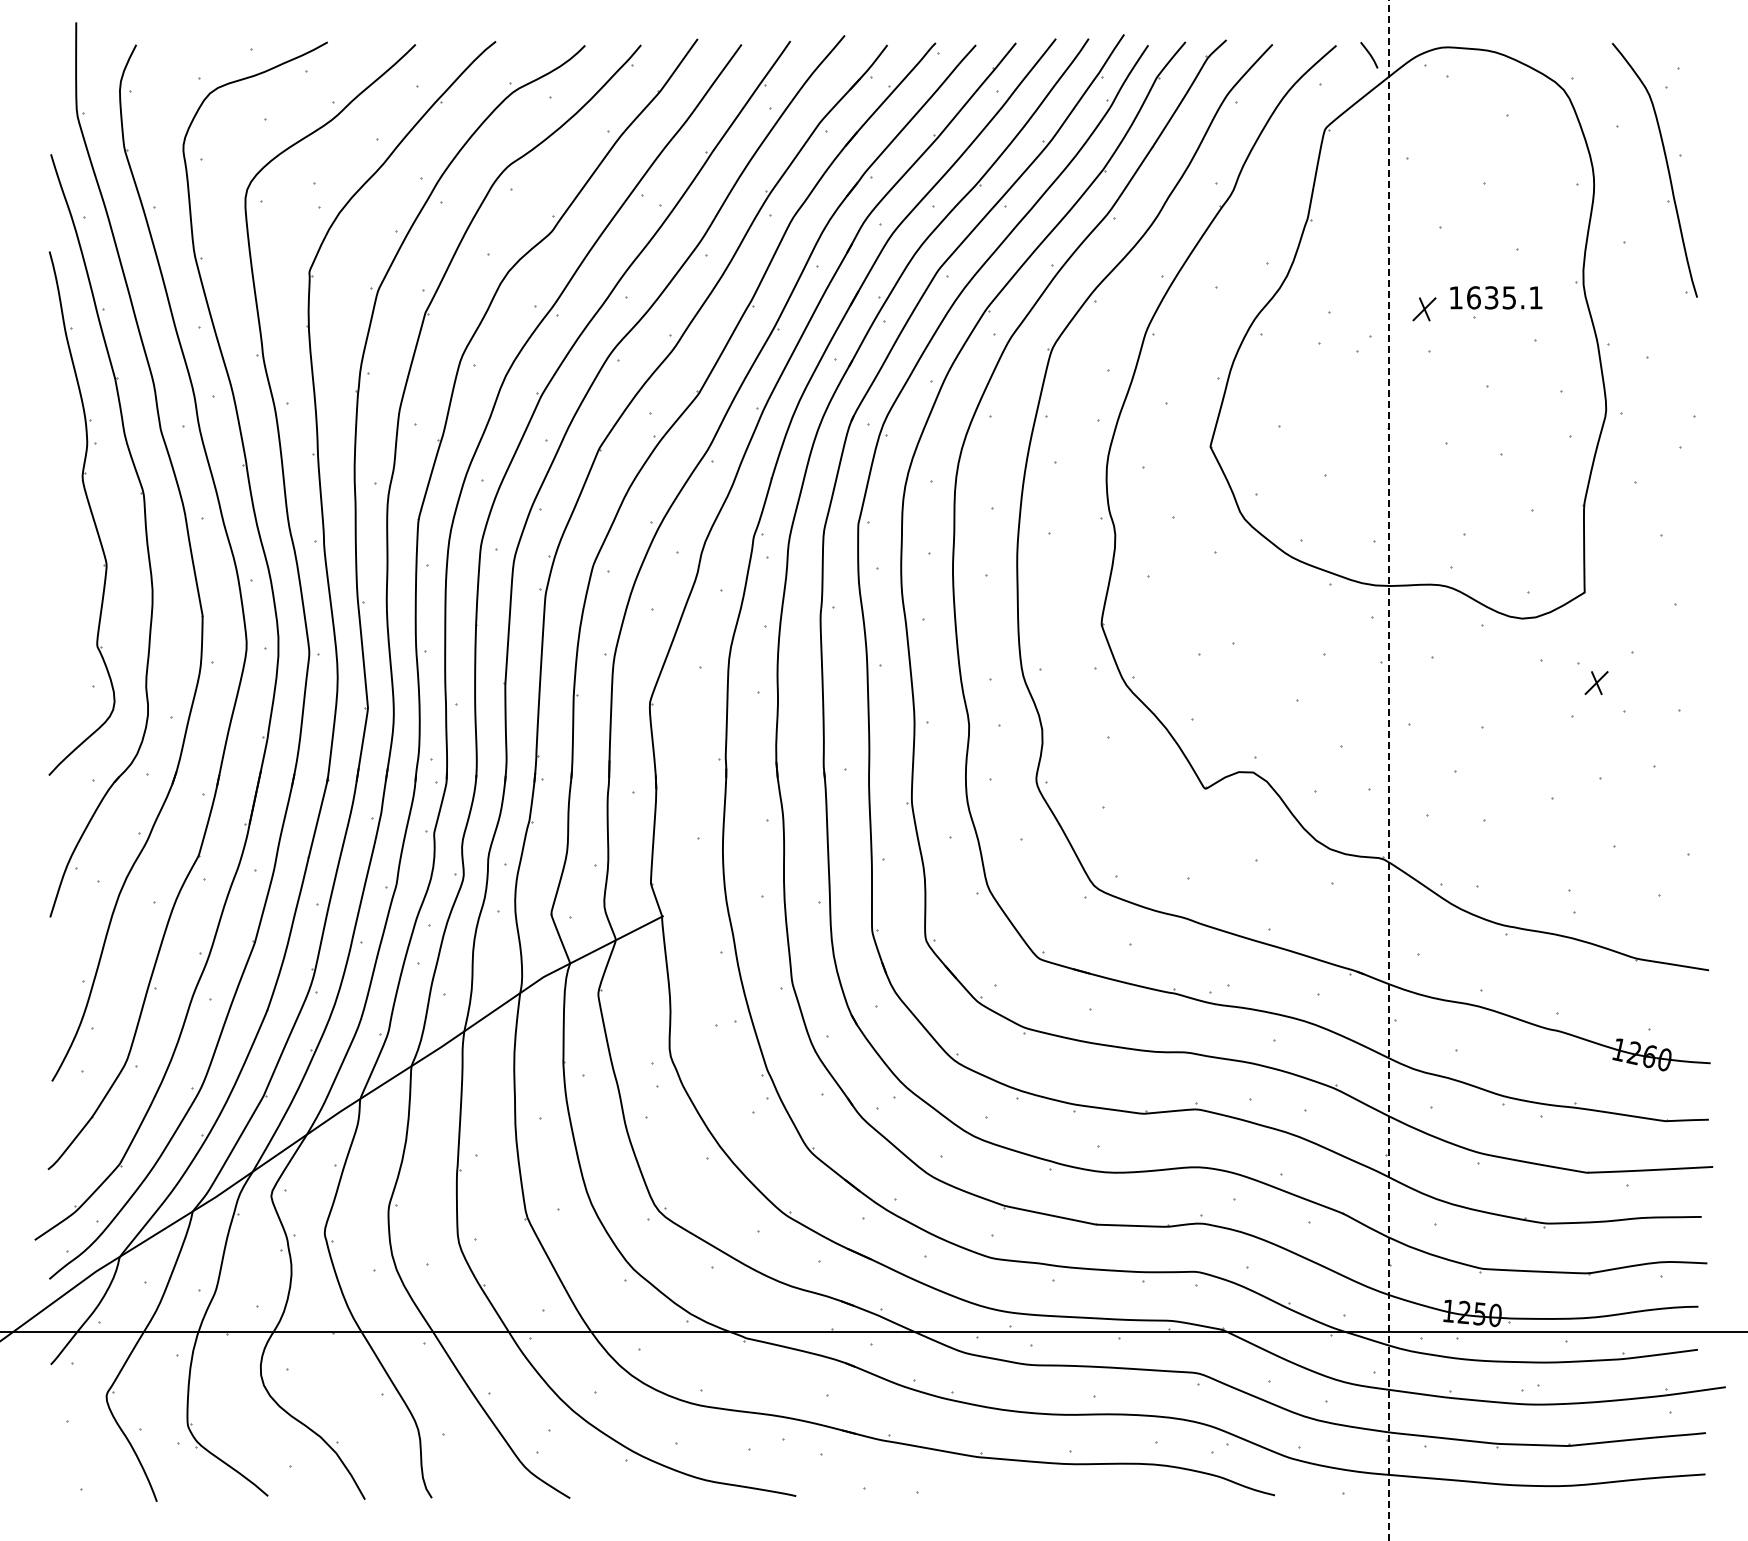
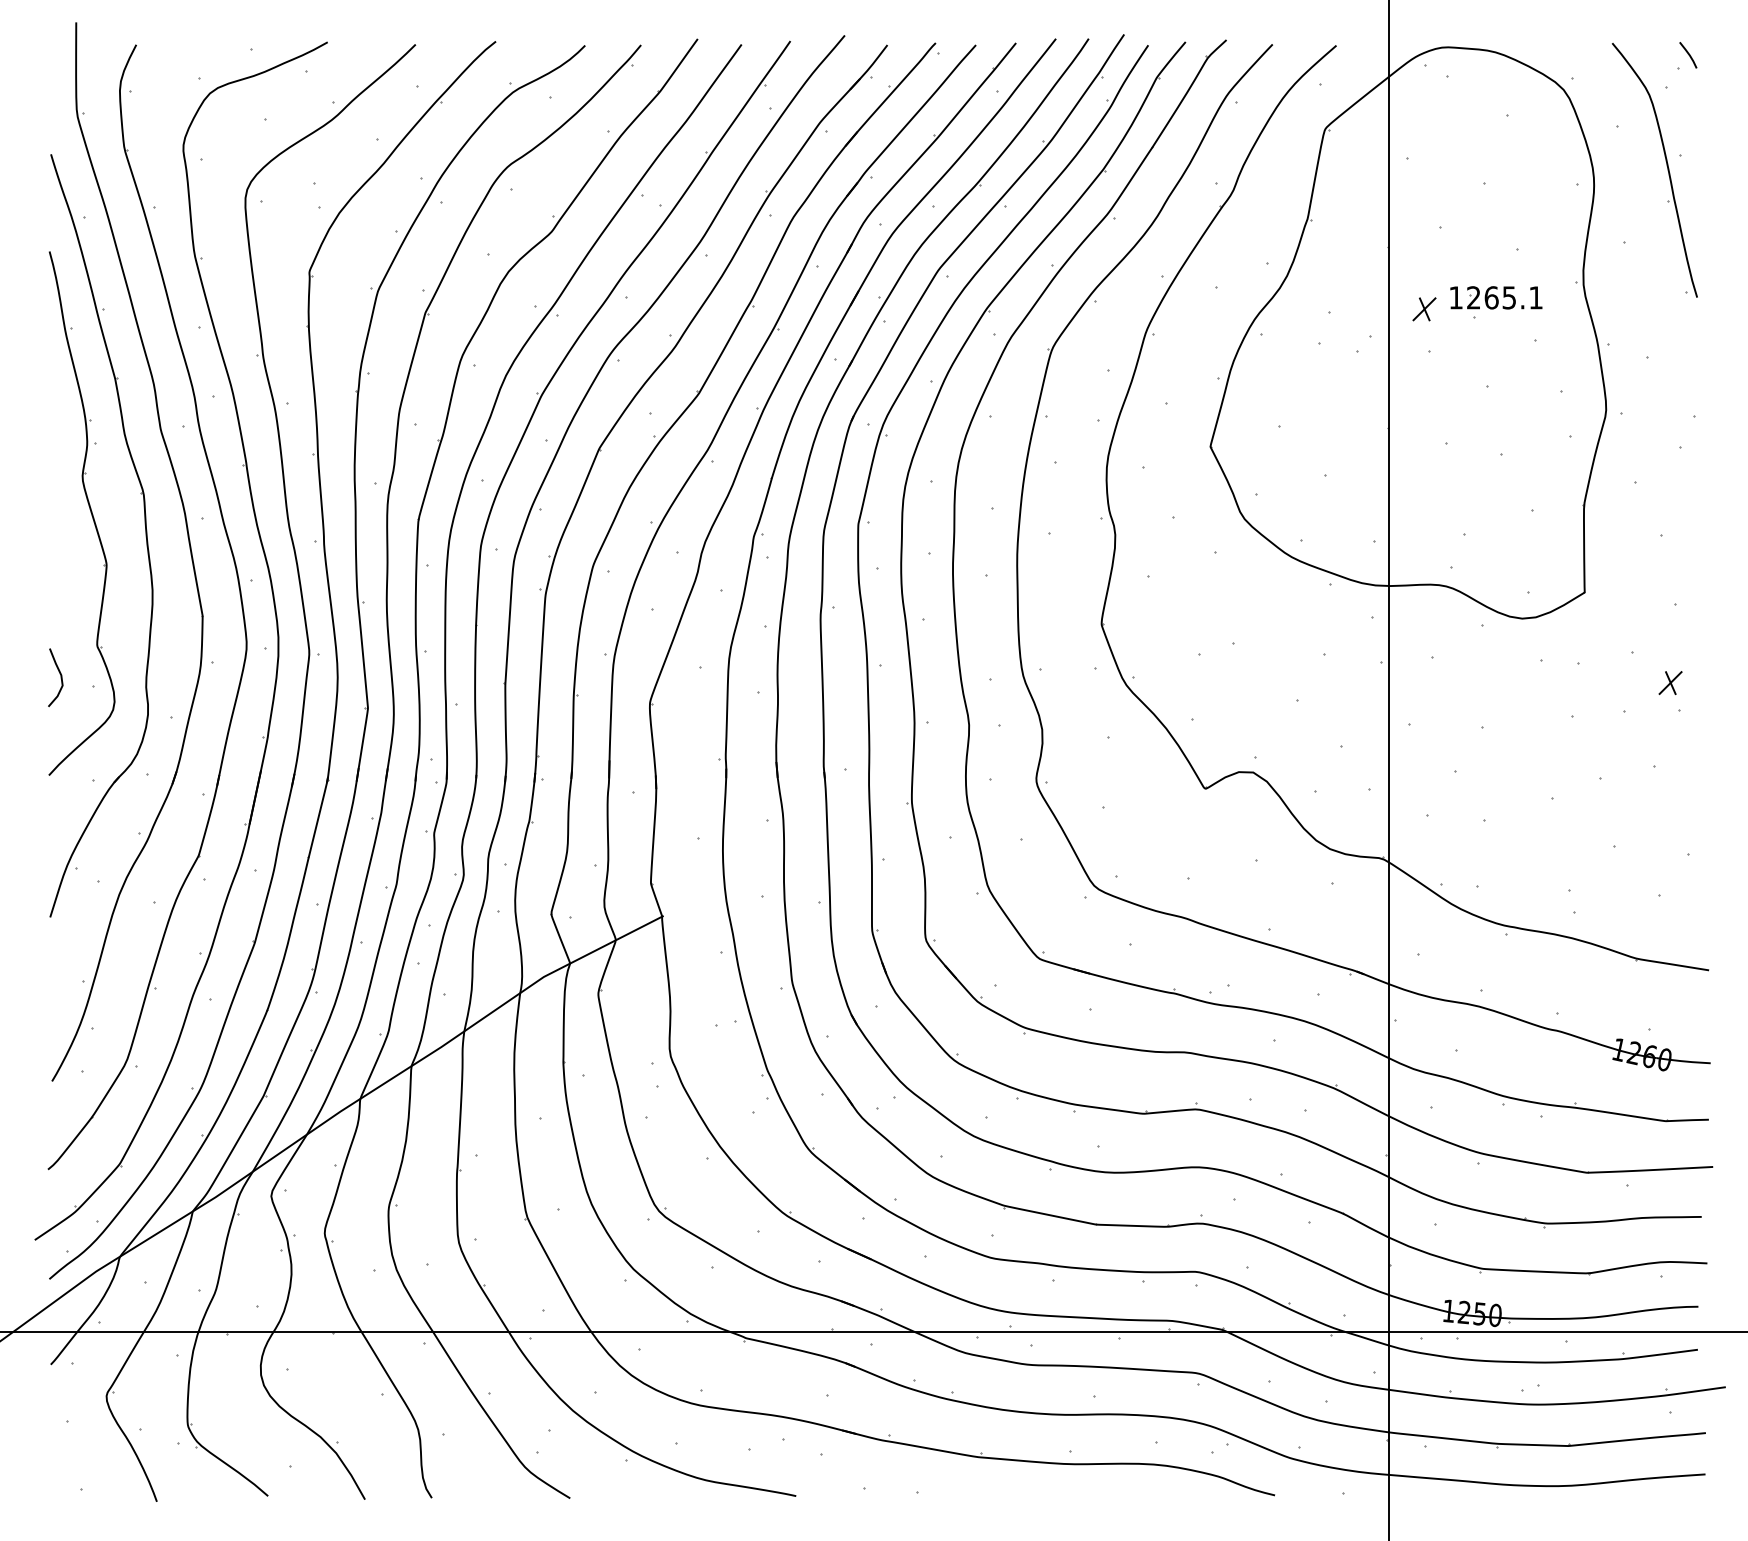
line position: (1369, 55) -> (1688, 55) (1688, 55)
text: 1635.1 -> 1265.1 (1482, 297)
curve: none -> present (60, 677)
part position: (1596, 682) -> (1670, 682) (1670, 682)
line: dashed -> solid (1389, 771)
